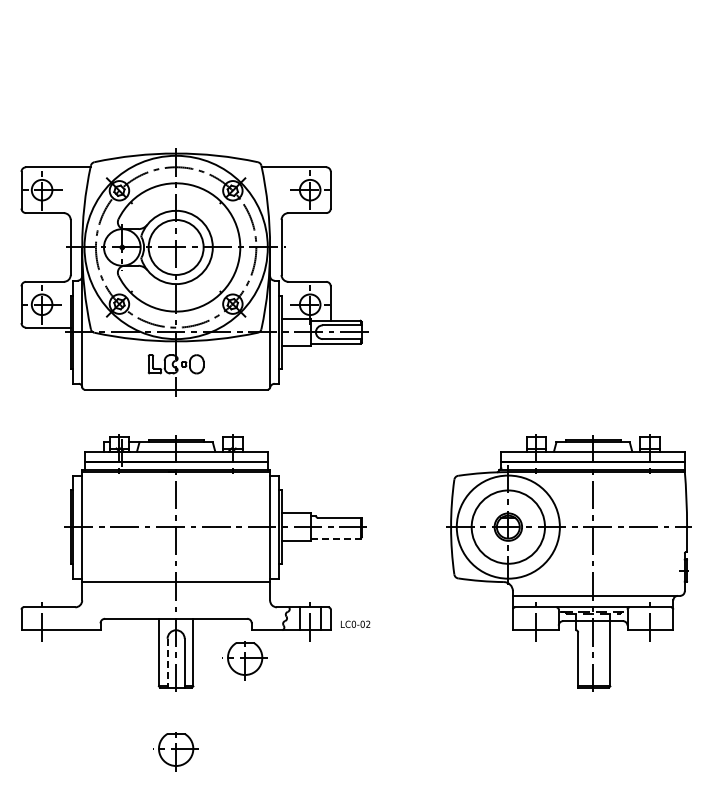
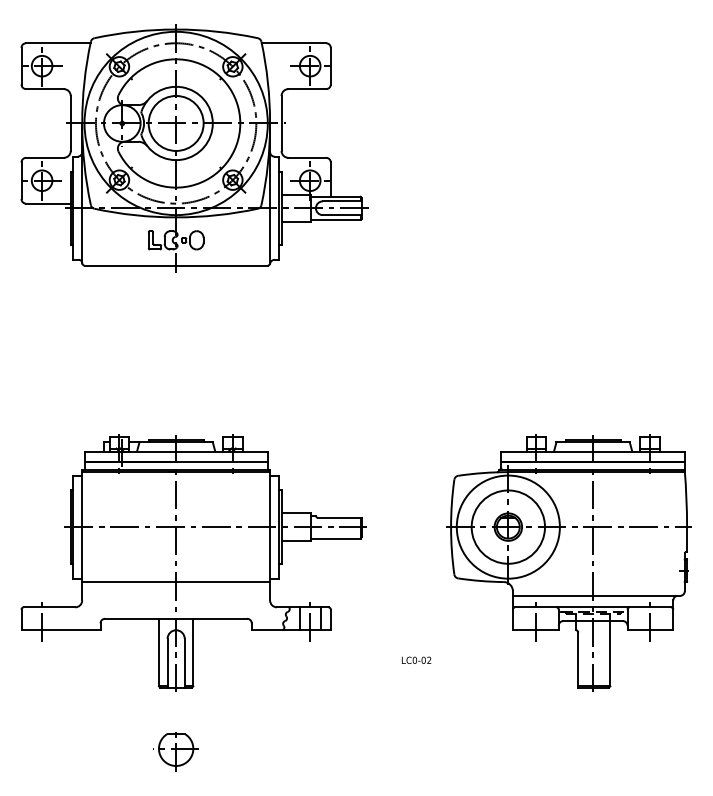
part position: (194, 272) -> (194, 148) (194, 148)
line: dashed -> solid (335, 538)
text position: (355, 623) -> (416, 659) (416, 659)
part: present -> none (244, 660)
line: dashed -> solid (167, 663)
